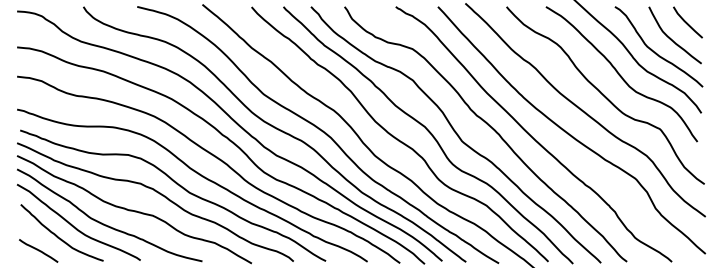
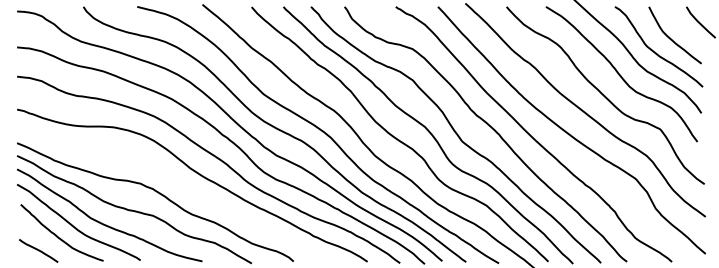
line position: (687, 22) -> (700, 22) (700, 22)
curve: present -> none (180, 187)
